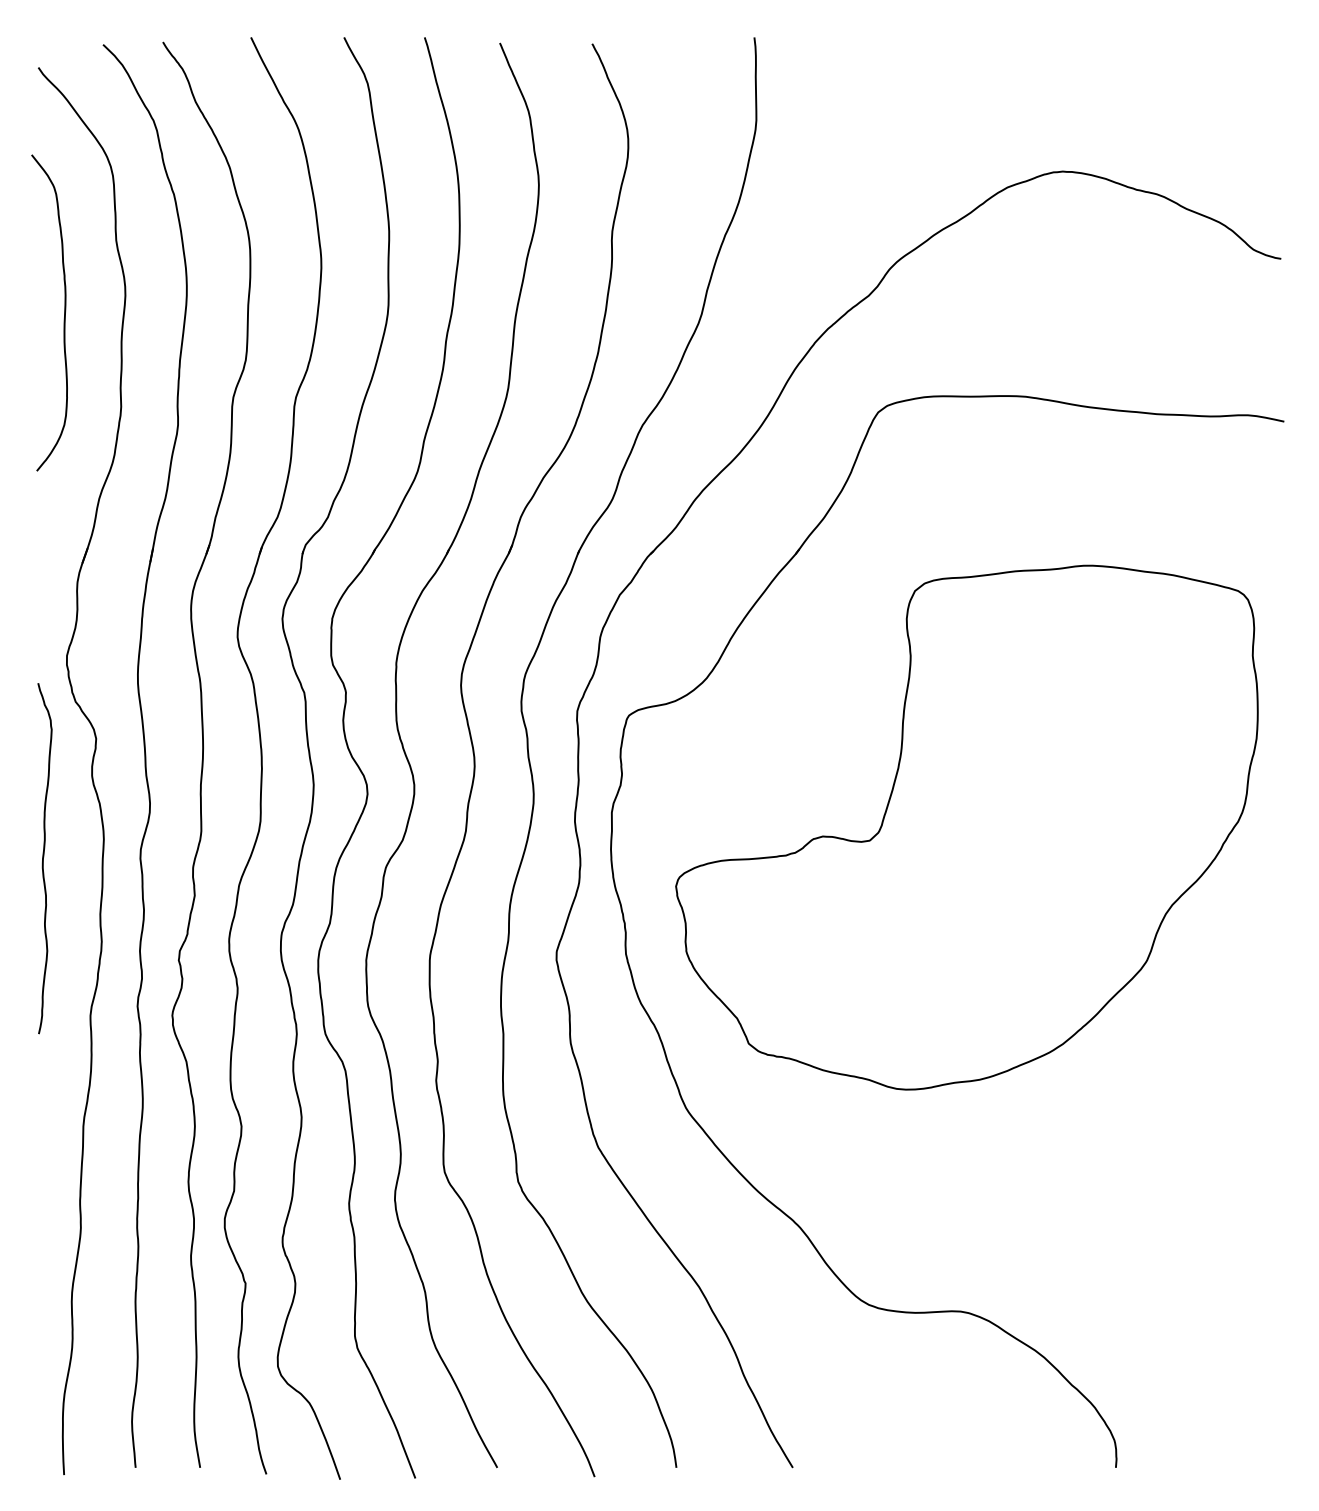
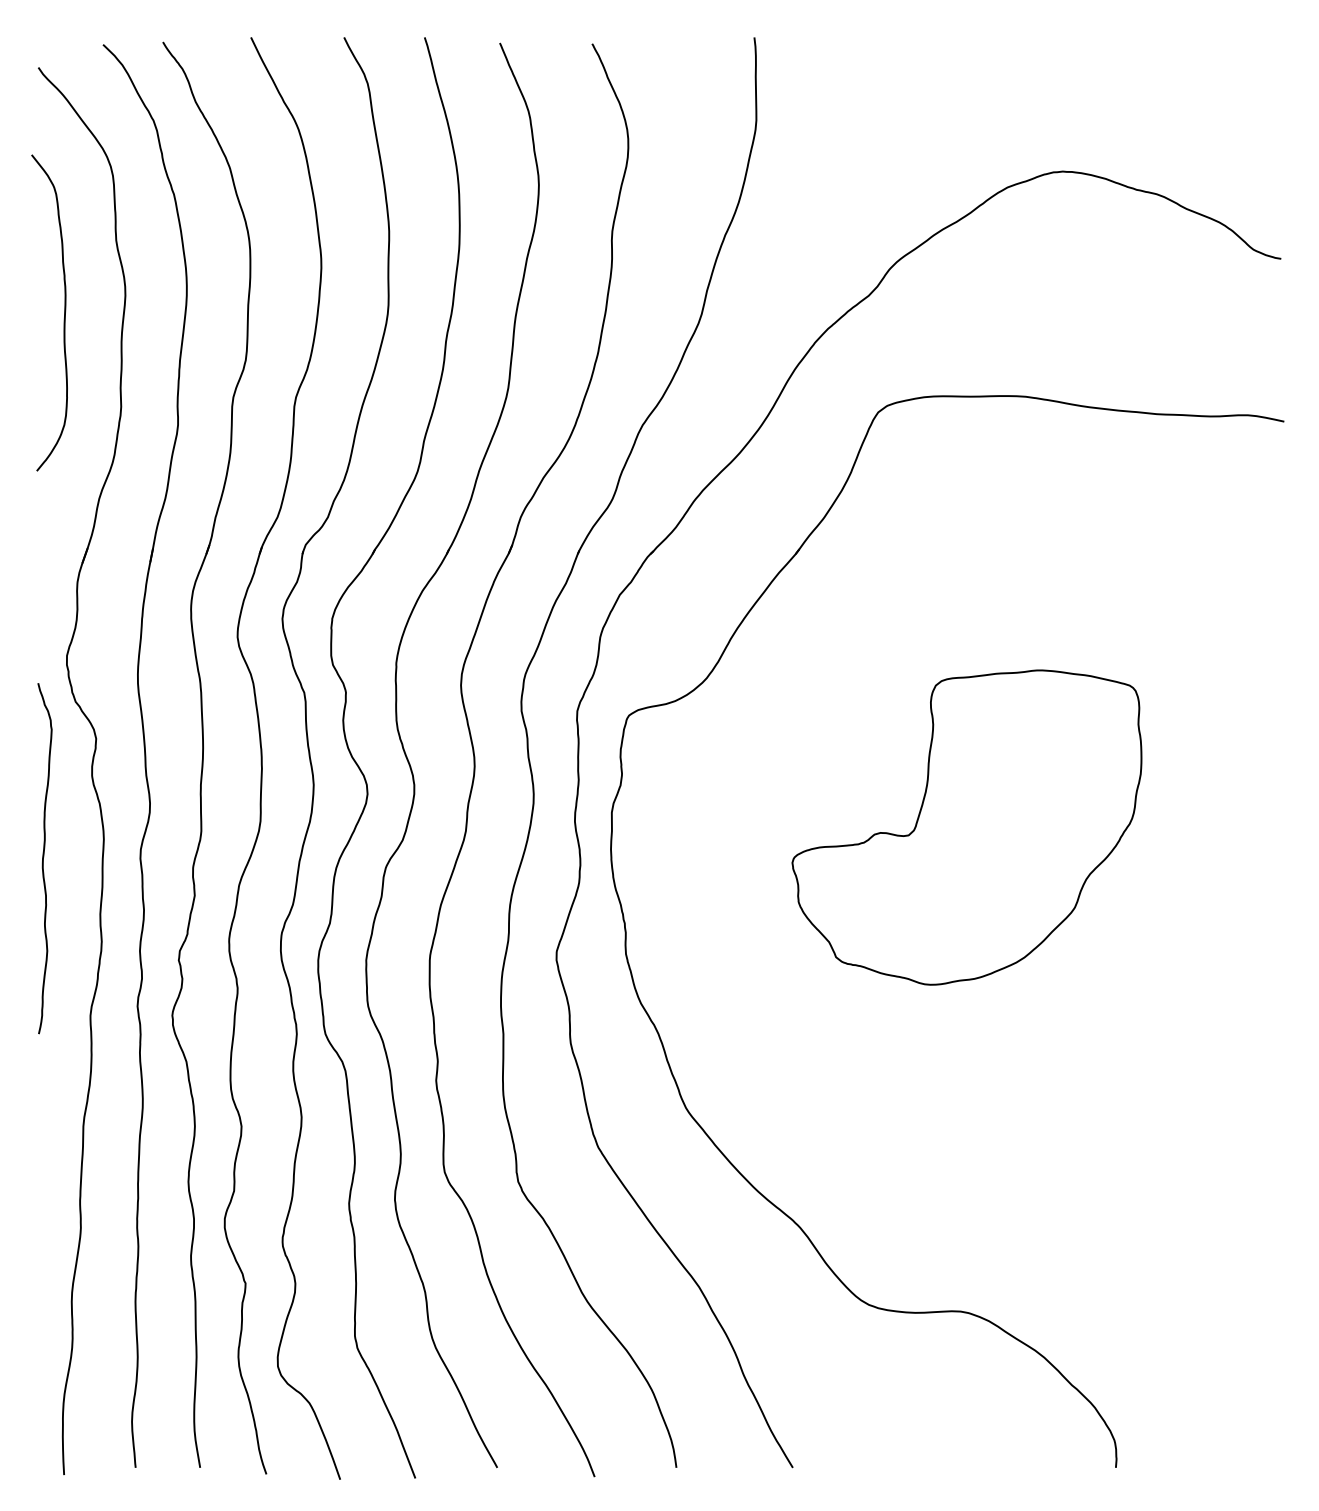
part size: 584x527 px -> 352x317 px (966, 827)
